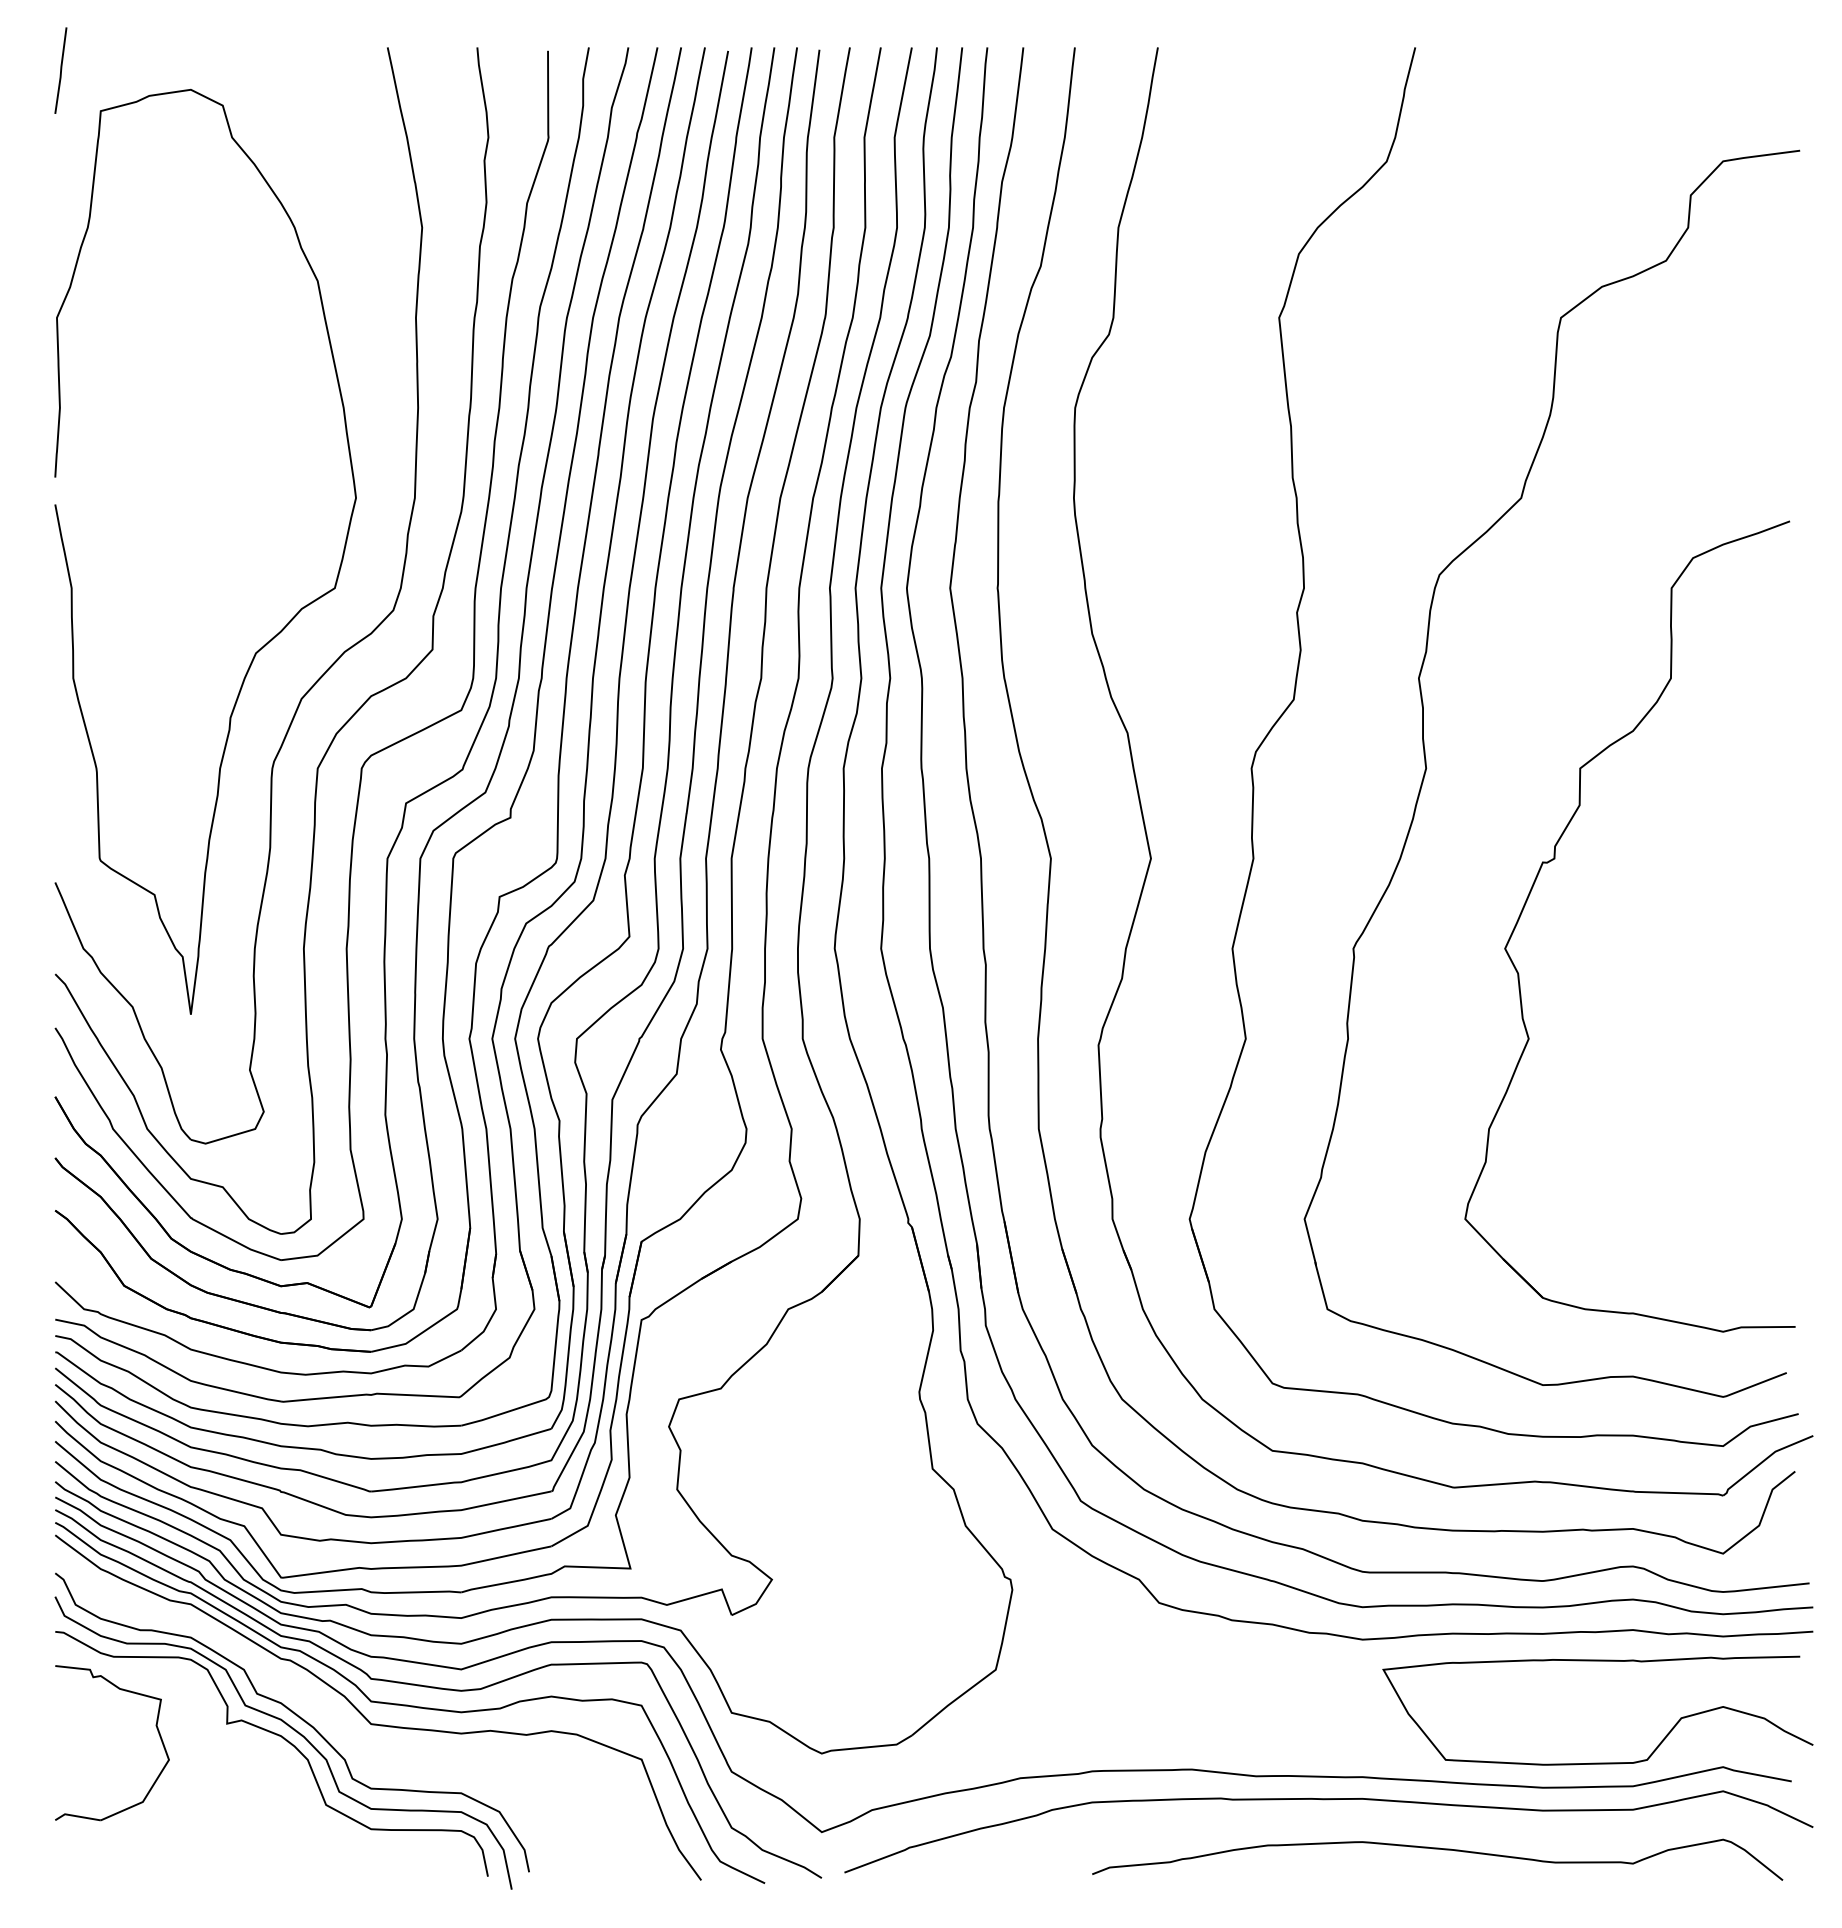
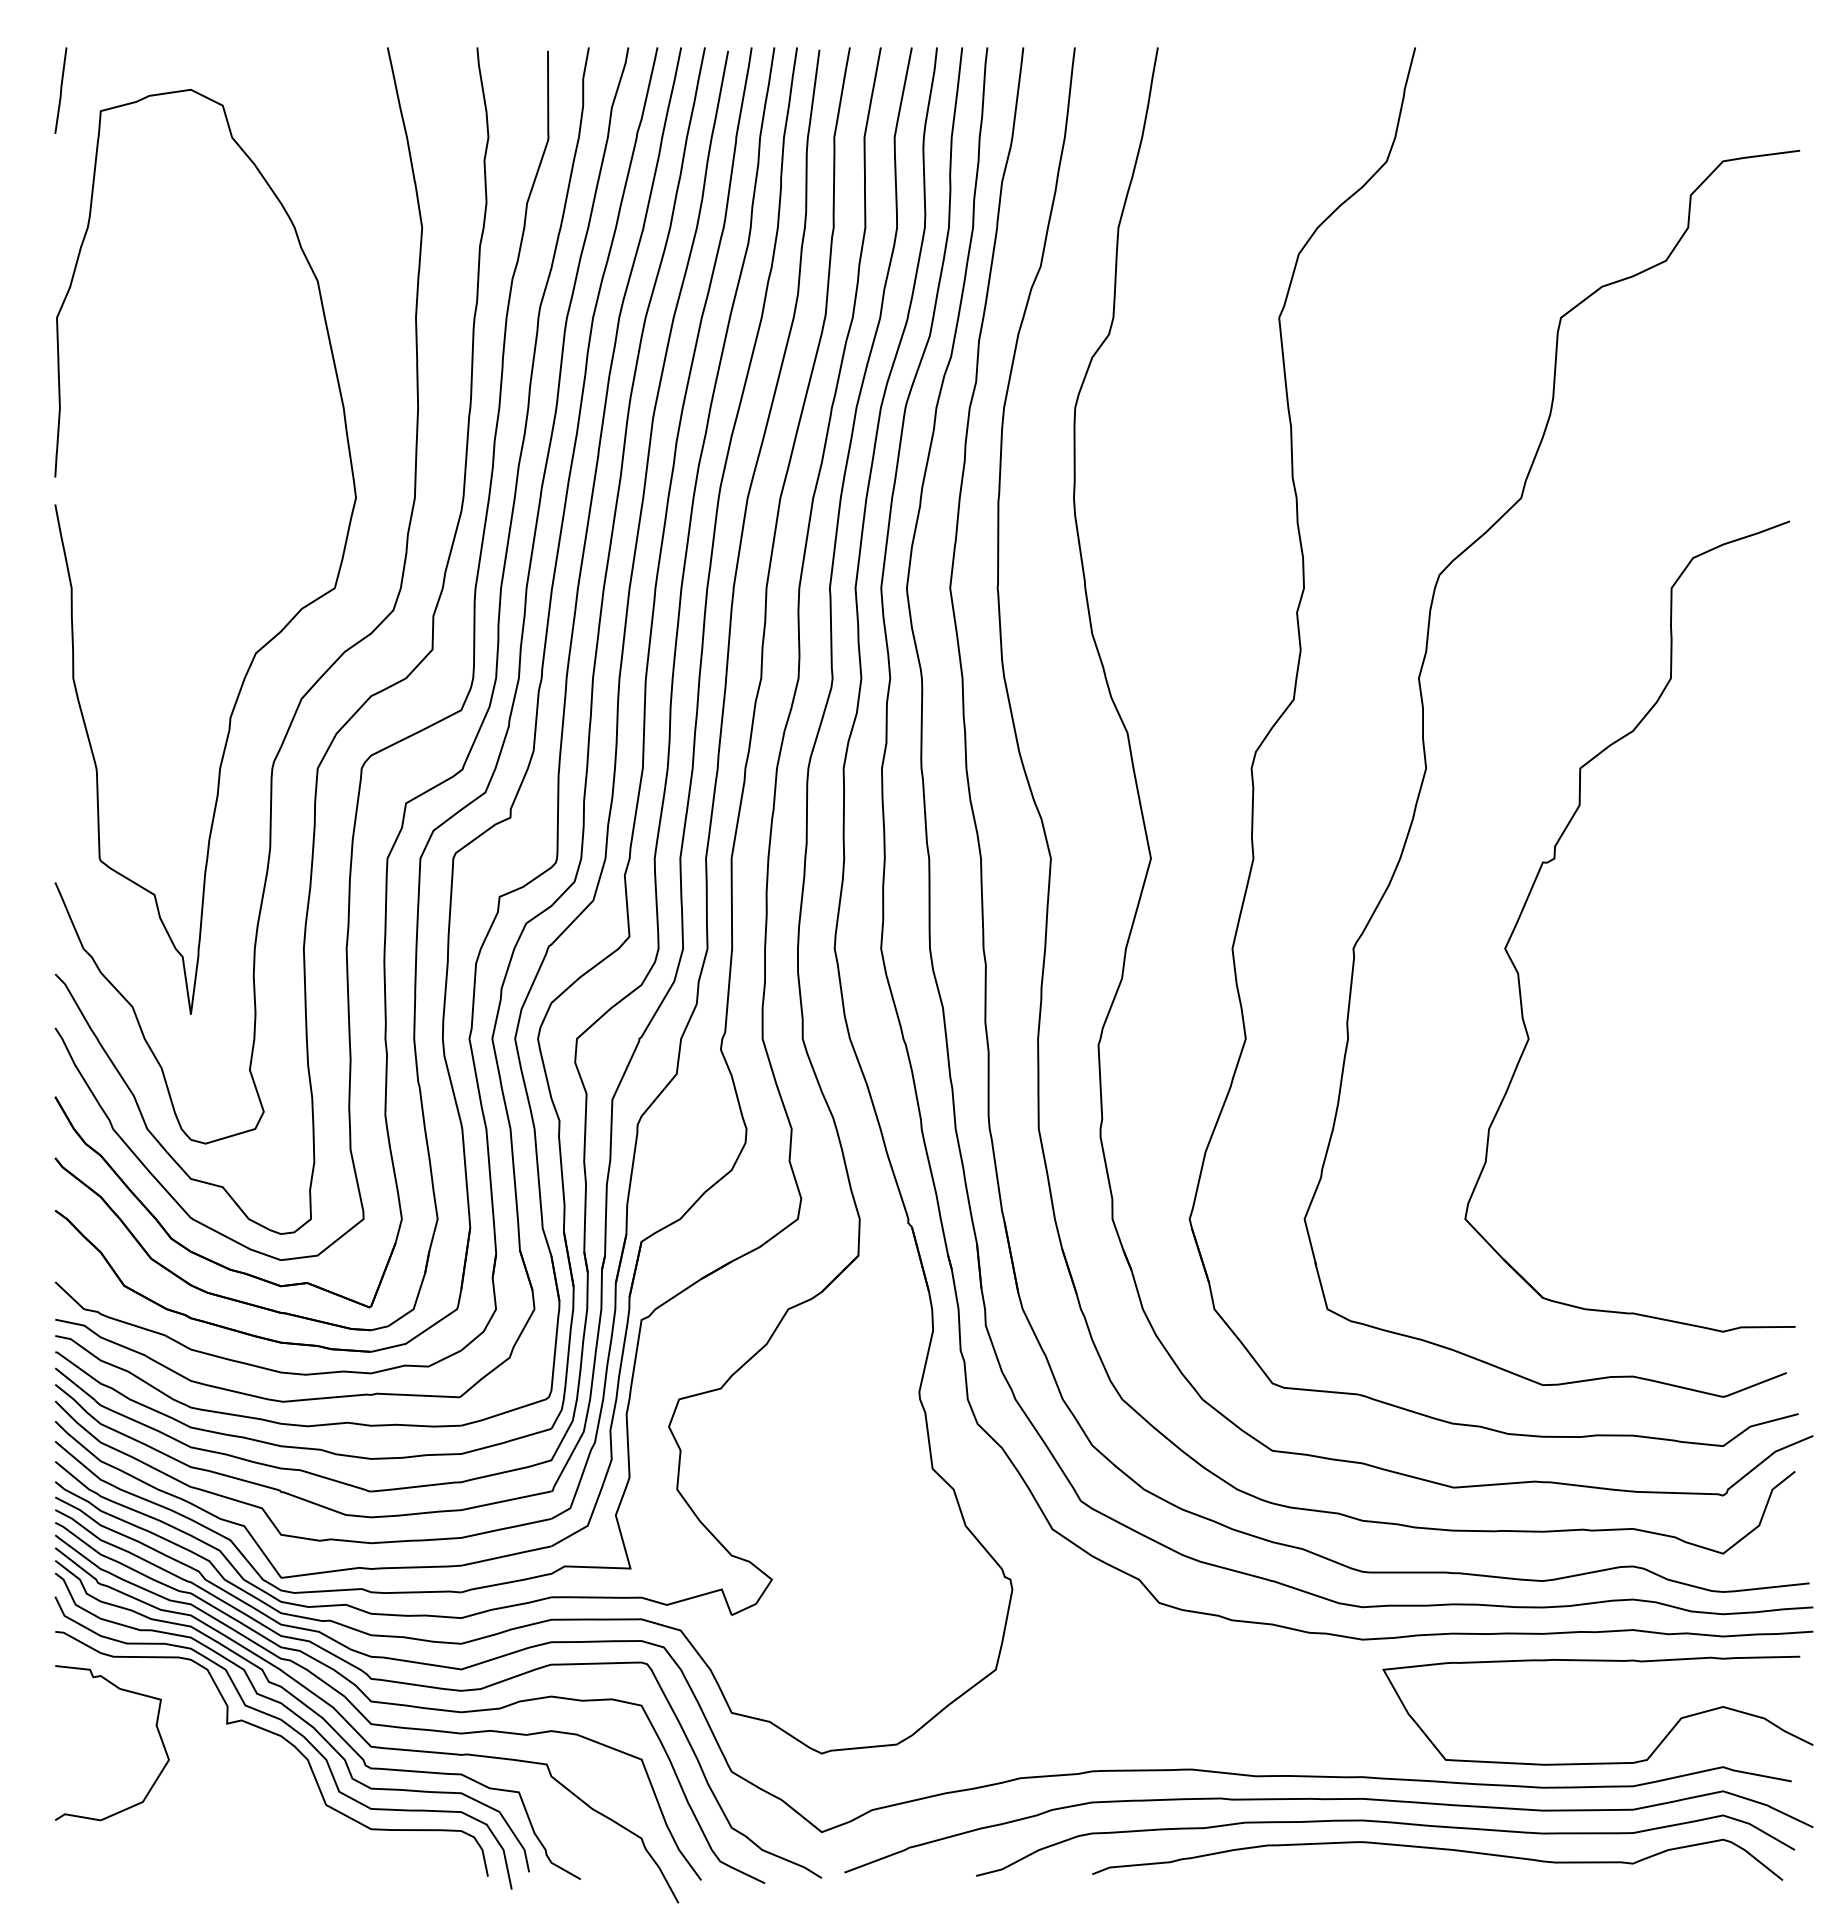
line position: (60, 70) -> (60, 90) (60, 90)
part: none -> present (359, 1733)
curve: none -> present (1387, 1823)
